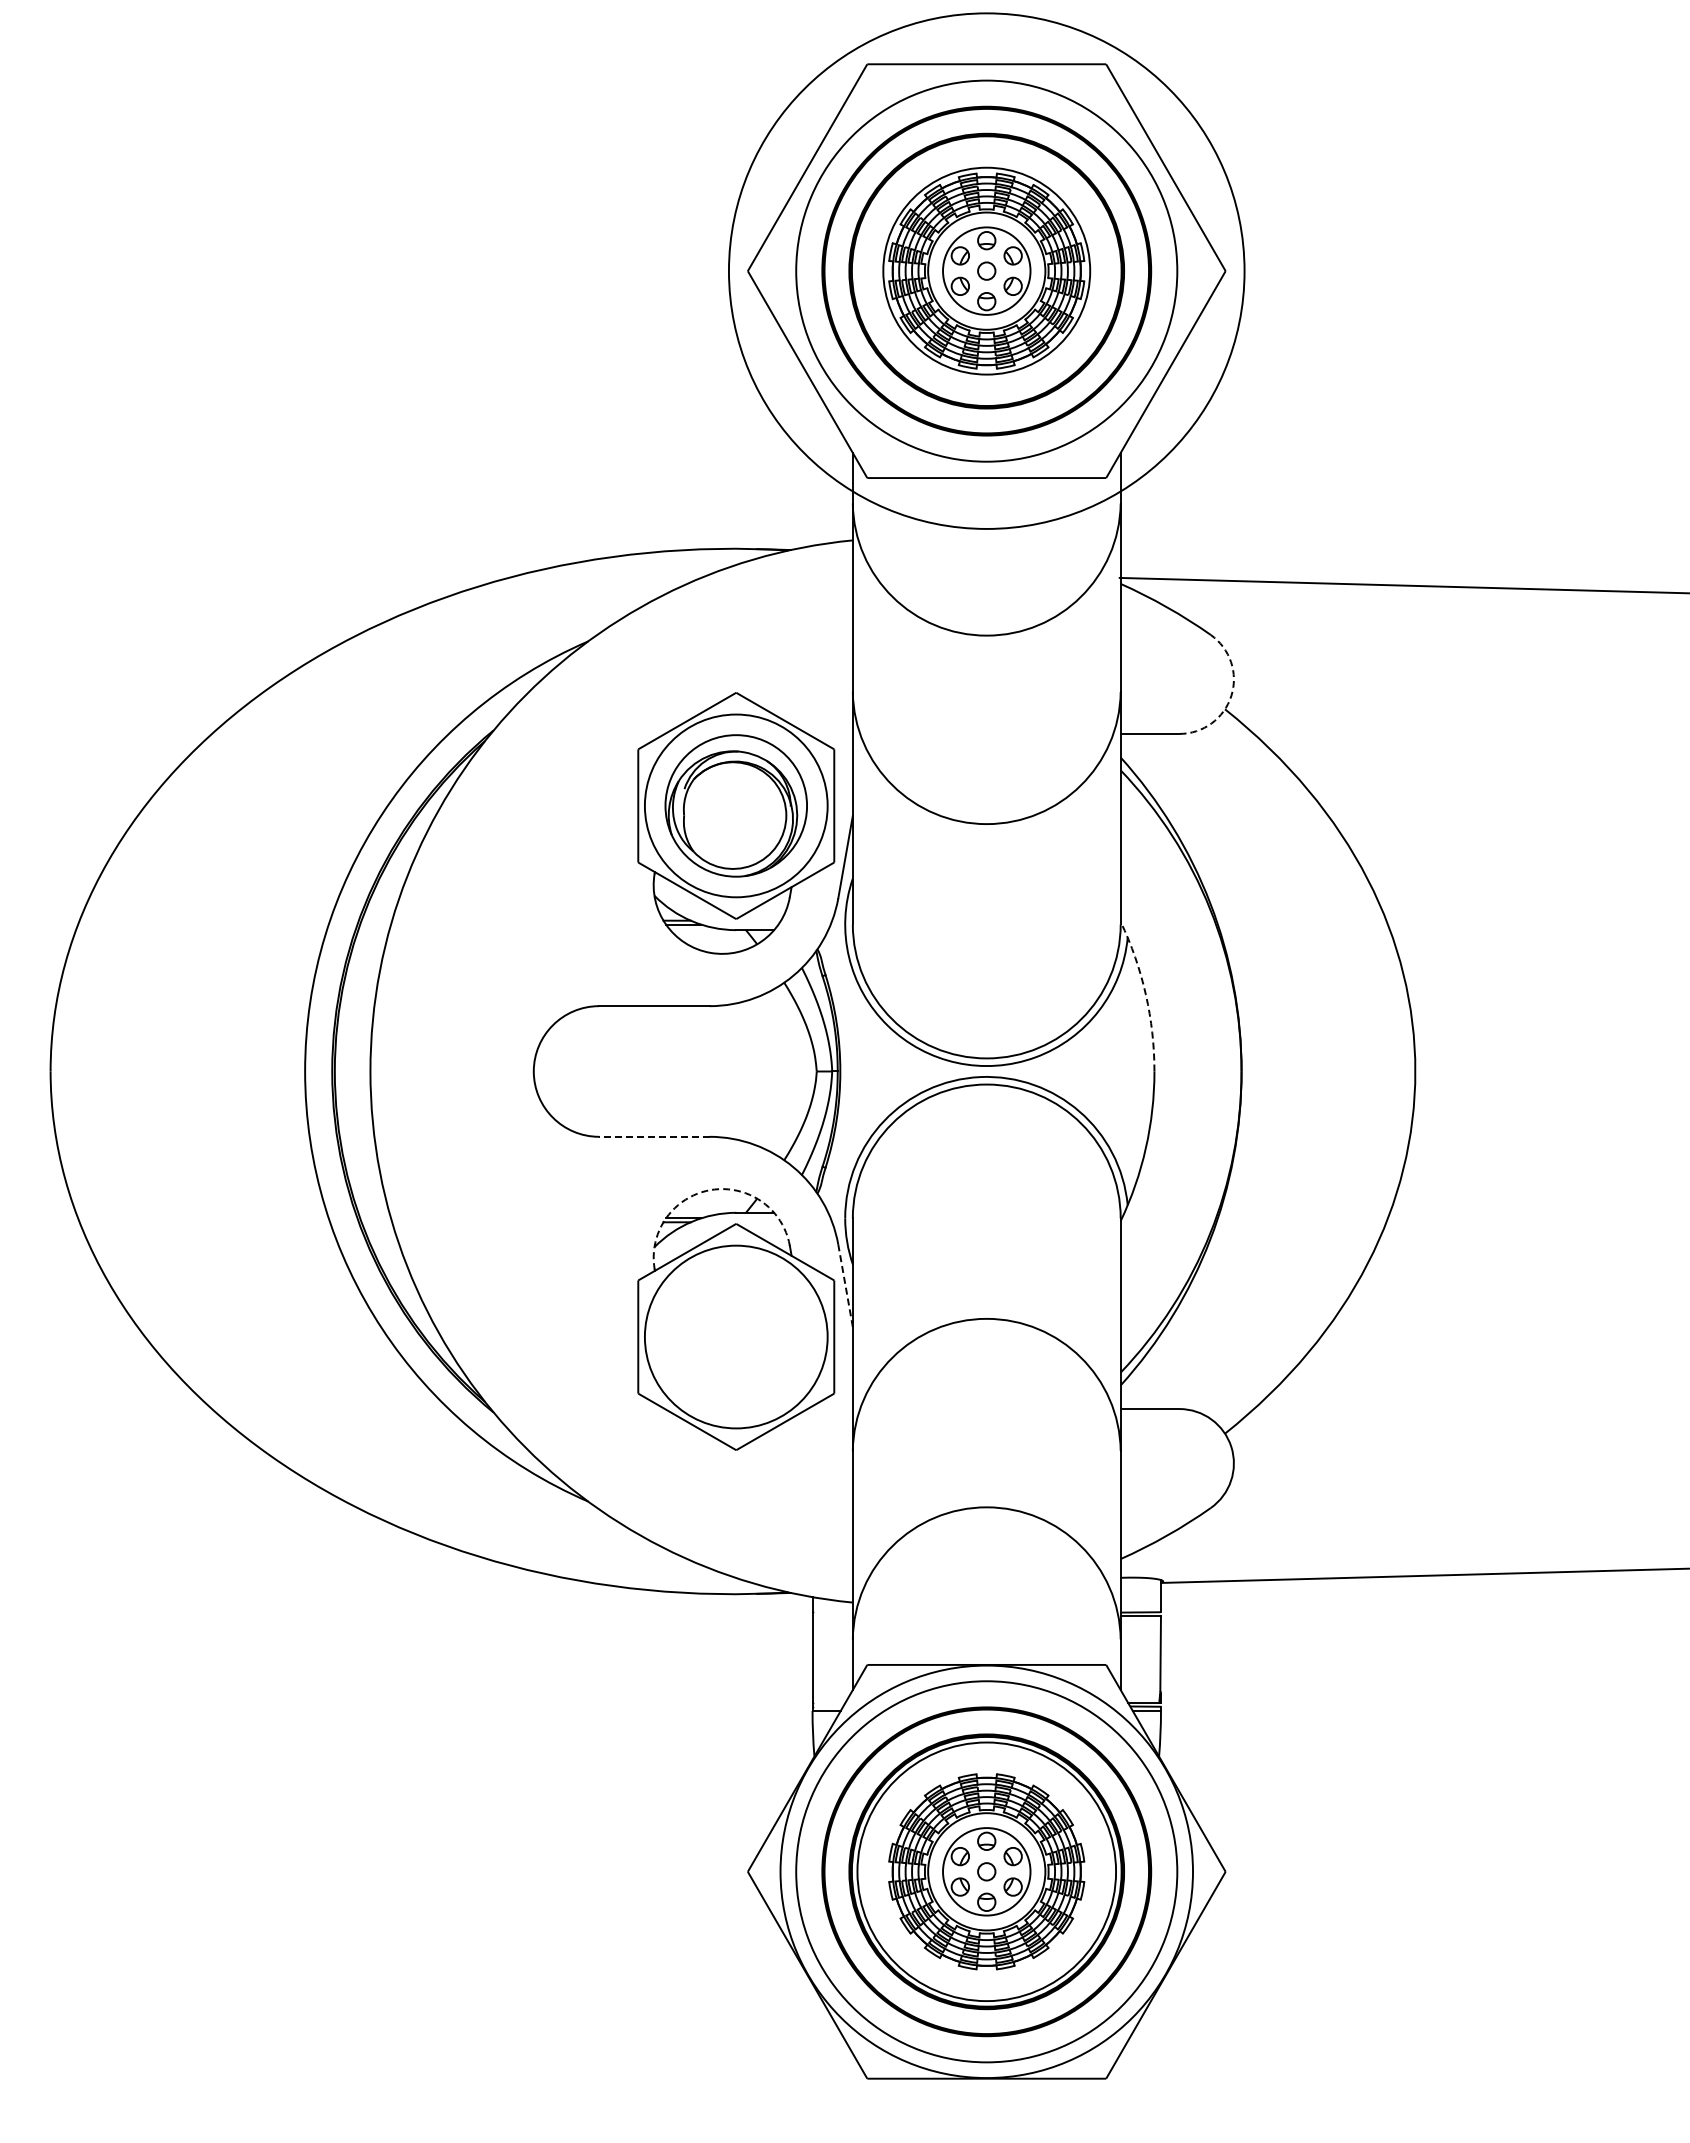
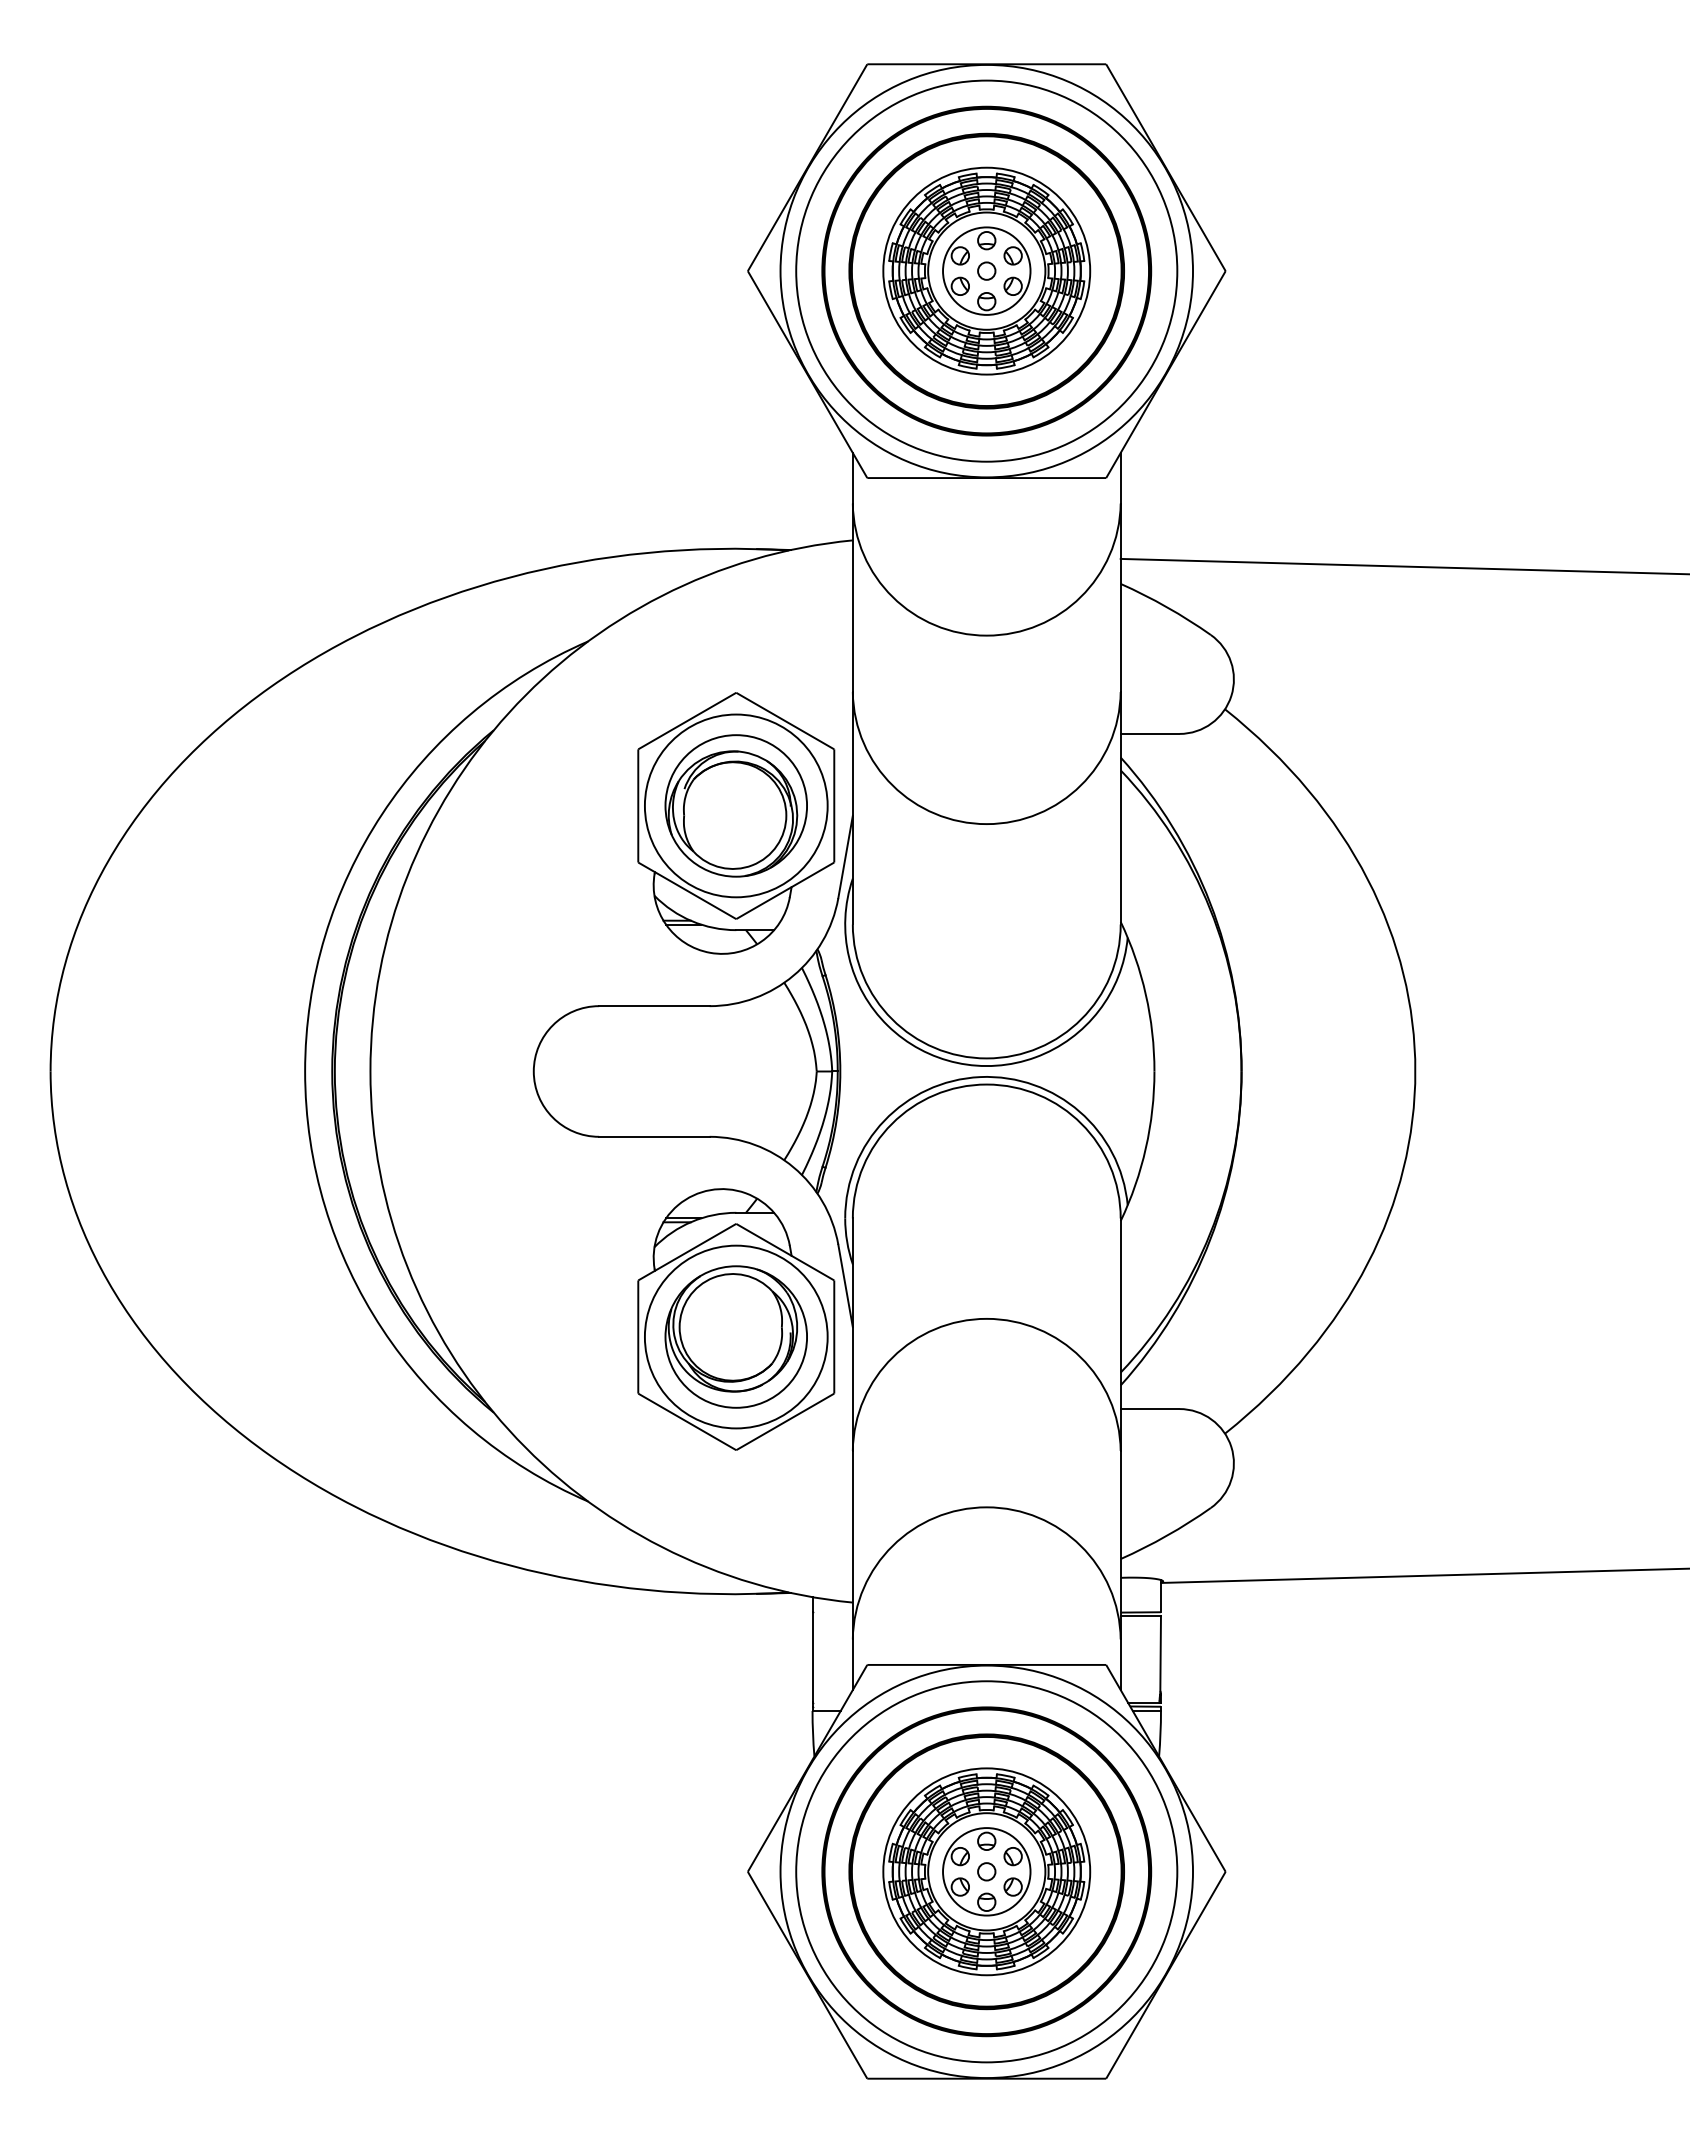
circle diameter: 516 px -> 412 px (986, 270)
line position: (1402, 585) -> (1403, 566) (1403, 566)
arc: dashed -> solid (1231, 695)
arc: dashed -> solid (1145, 994)
line: dashed -> solid (653, 1136)
arc: dashed -> solid (710, 1190)
line: dashed -> solid (845, 1285)
part: none -> present (735, 1336)
circle diameter: 259 px -> 207 px (986, 1871)
